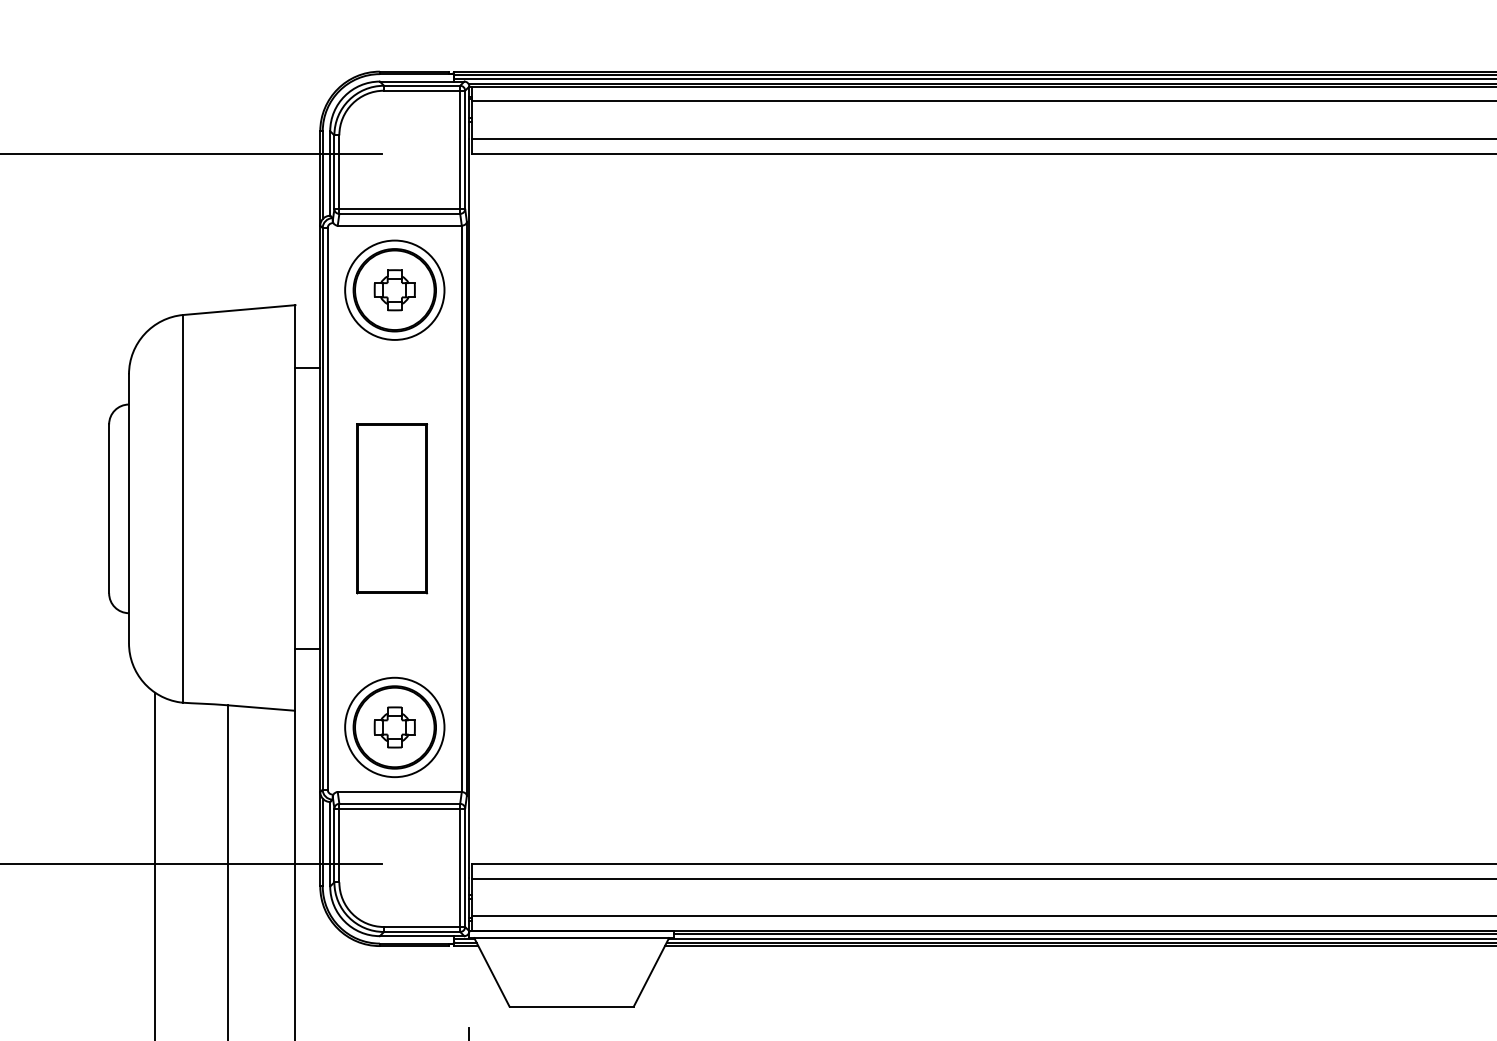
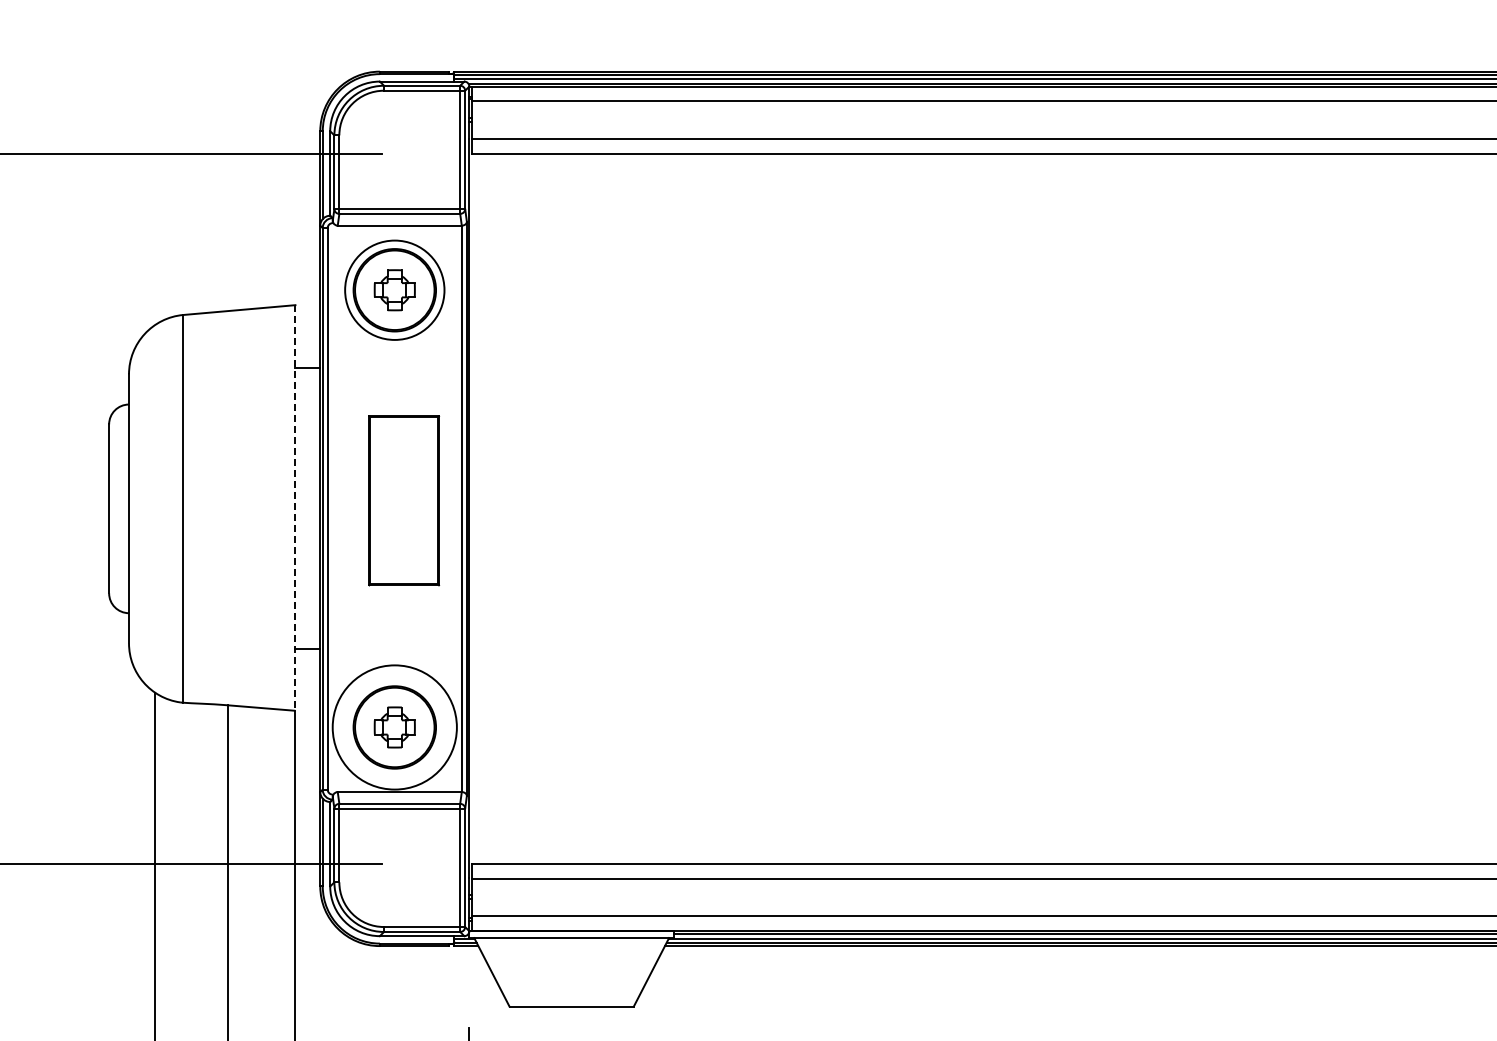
line: solid -> dashed (295, 507)
part position: (392, 508) -> (404, 500) (404, 500)
circle diameter: 99 px -> 124 px (394, 727)
